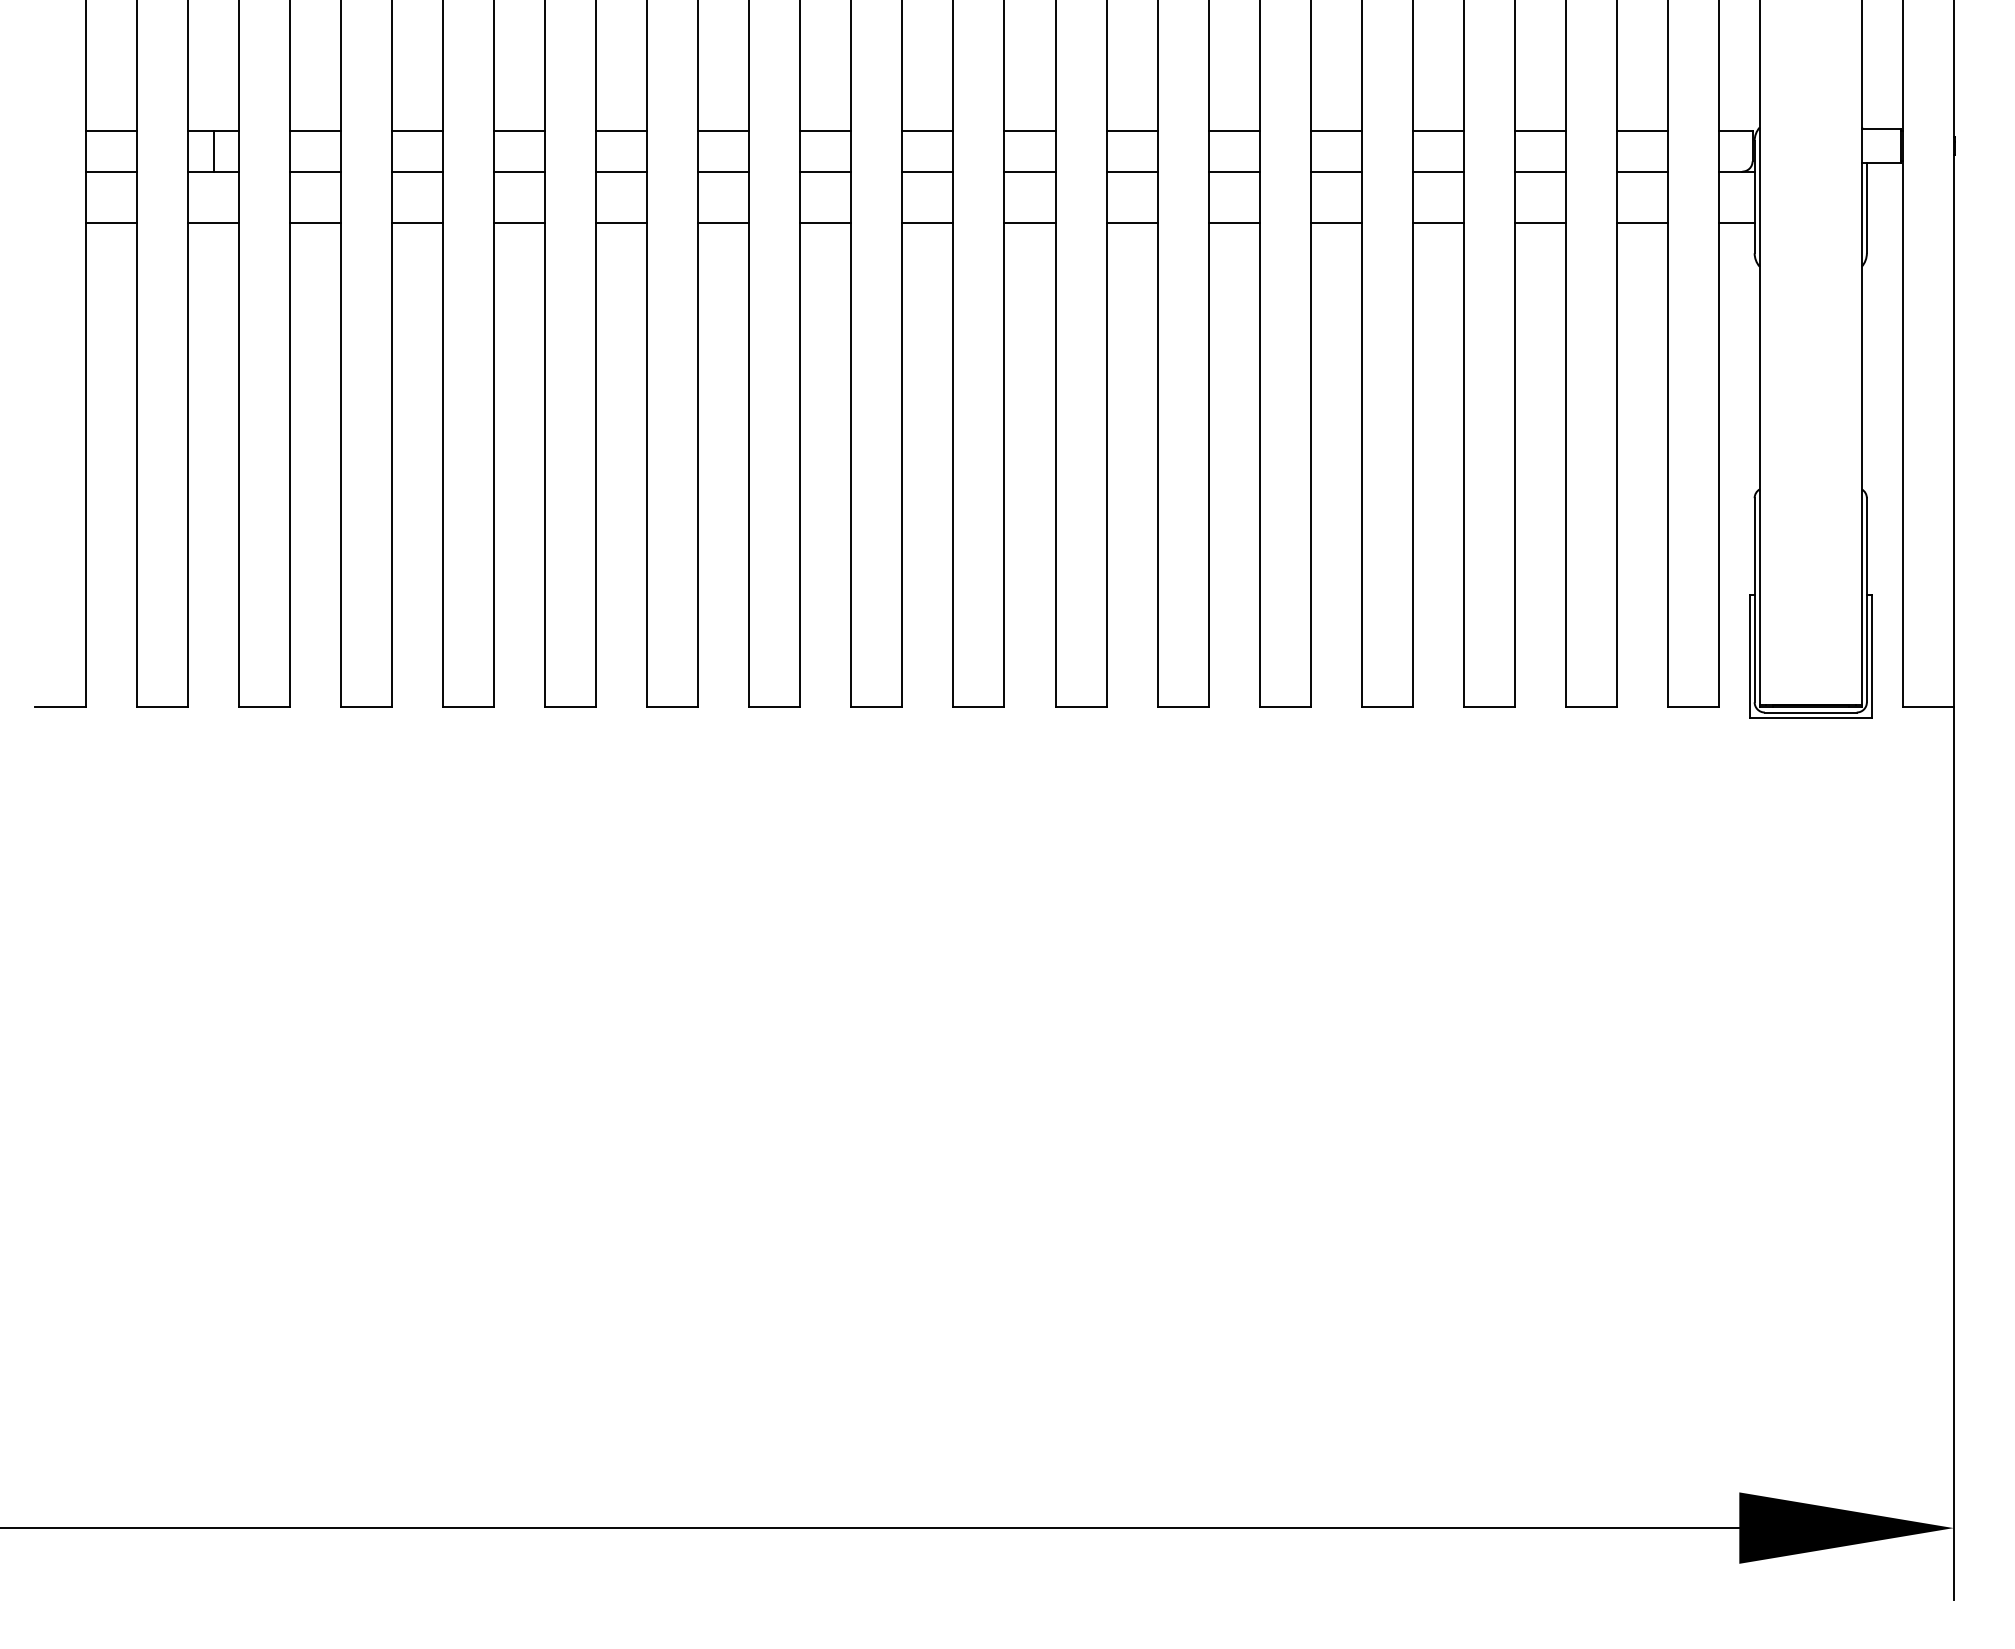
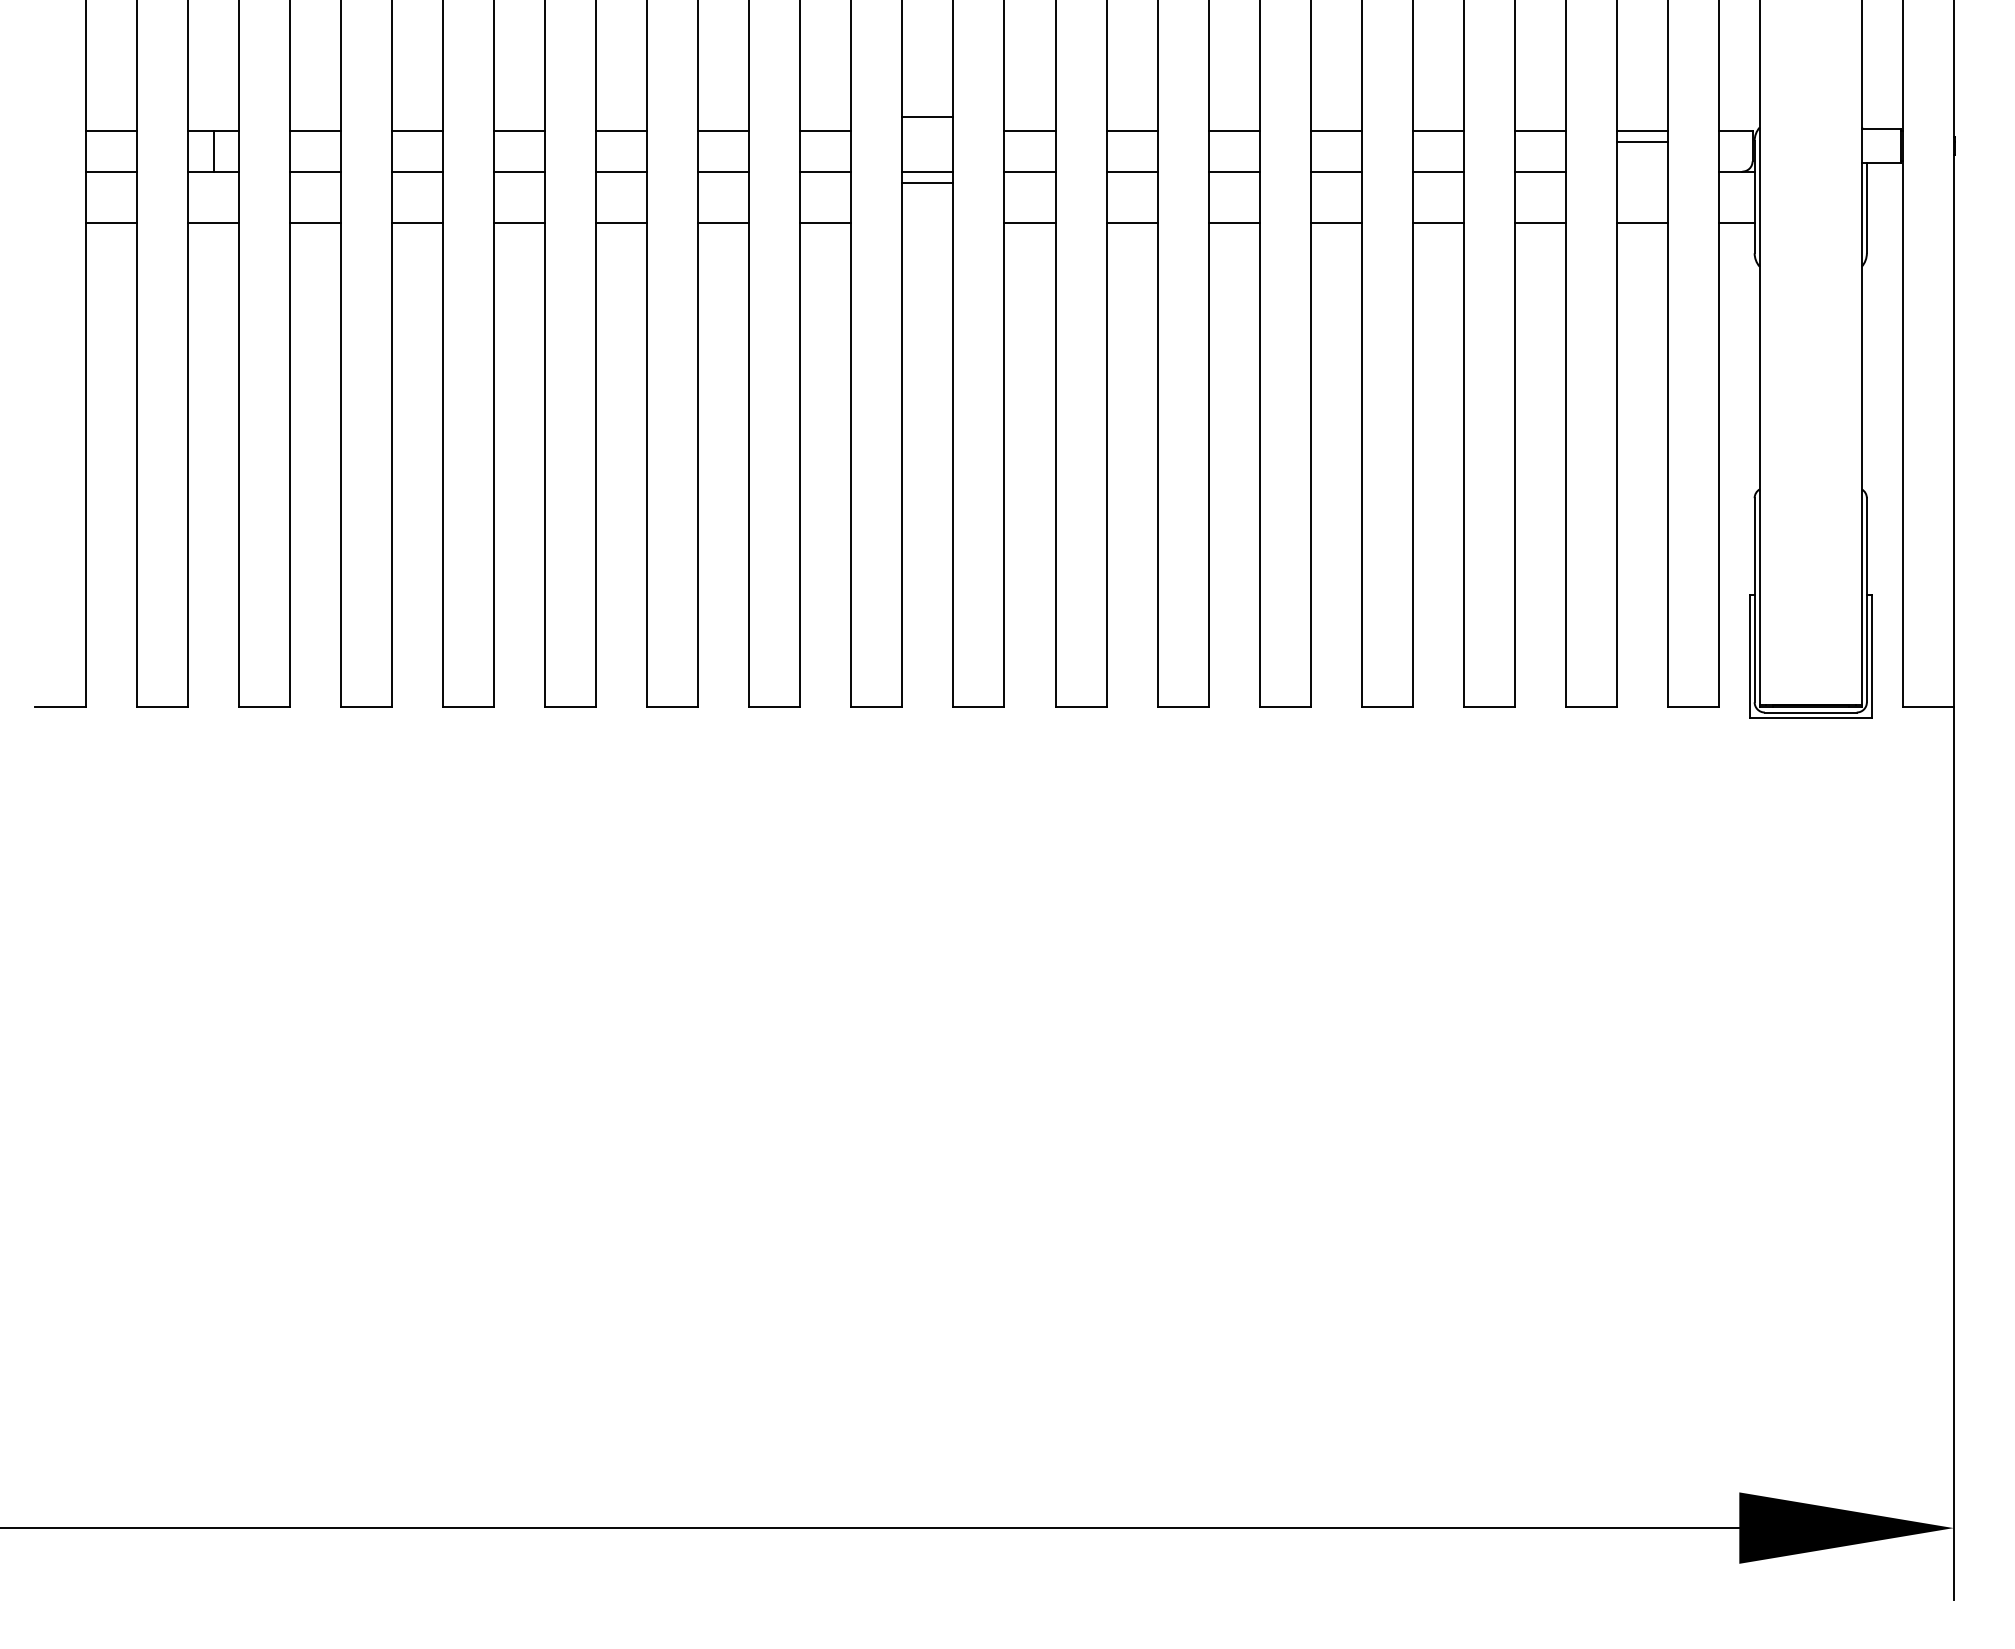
line position: (927, 130) -> (927, 116) (927, 116)
line position: (1641, 171) -> (1641, 141) (1641, 141)
line position: (927, 222) -> (927, 182) (927, 182)
